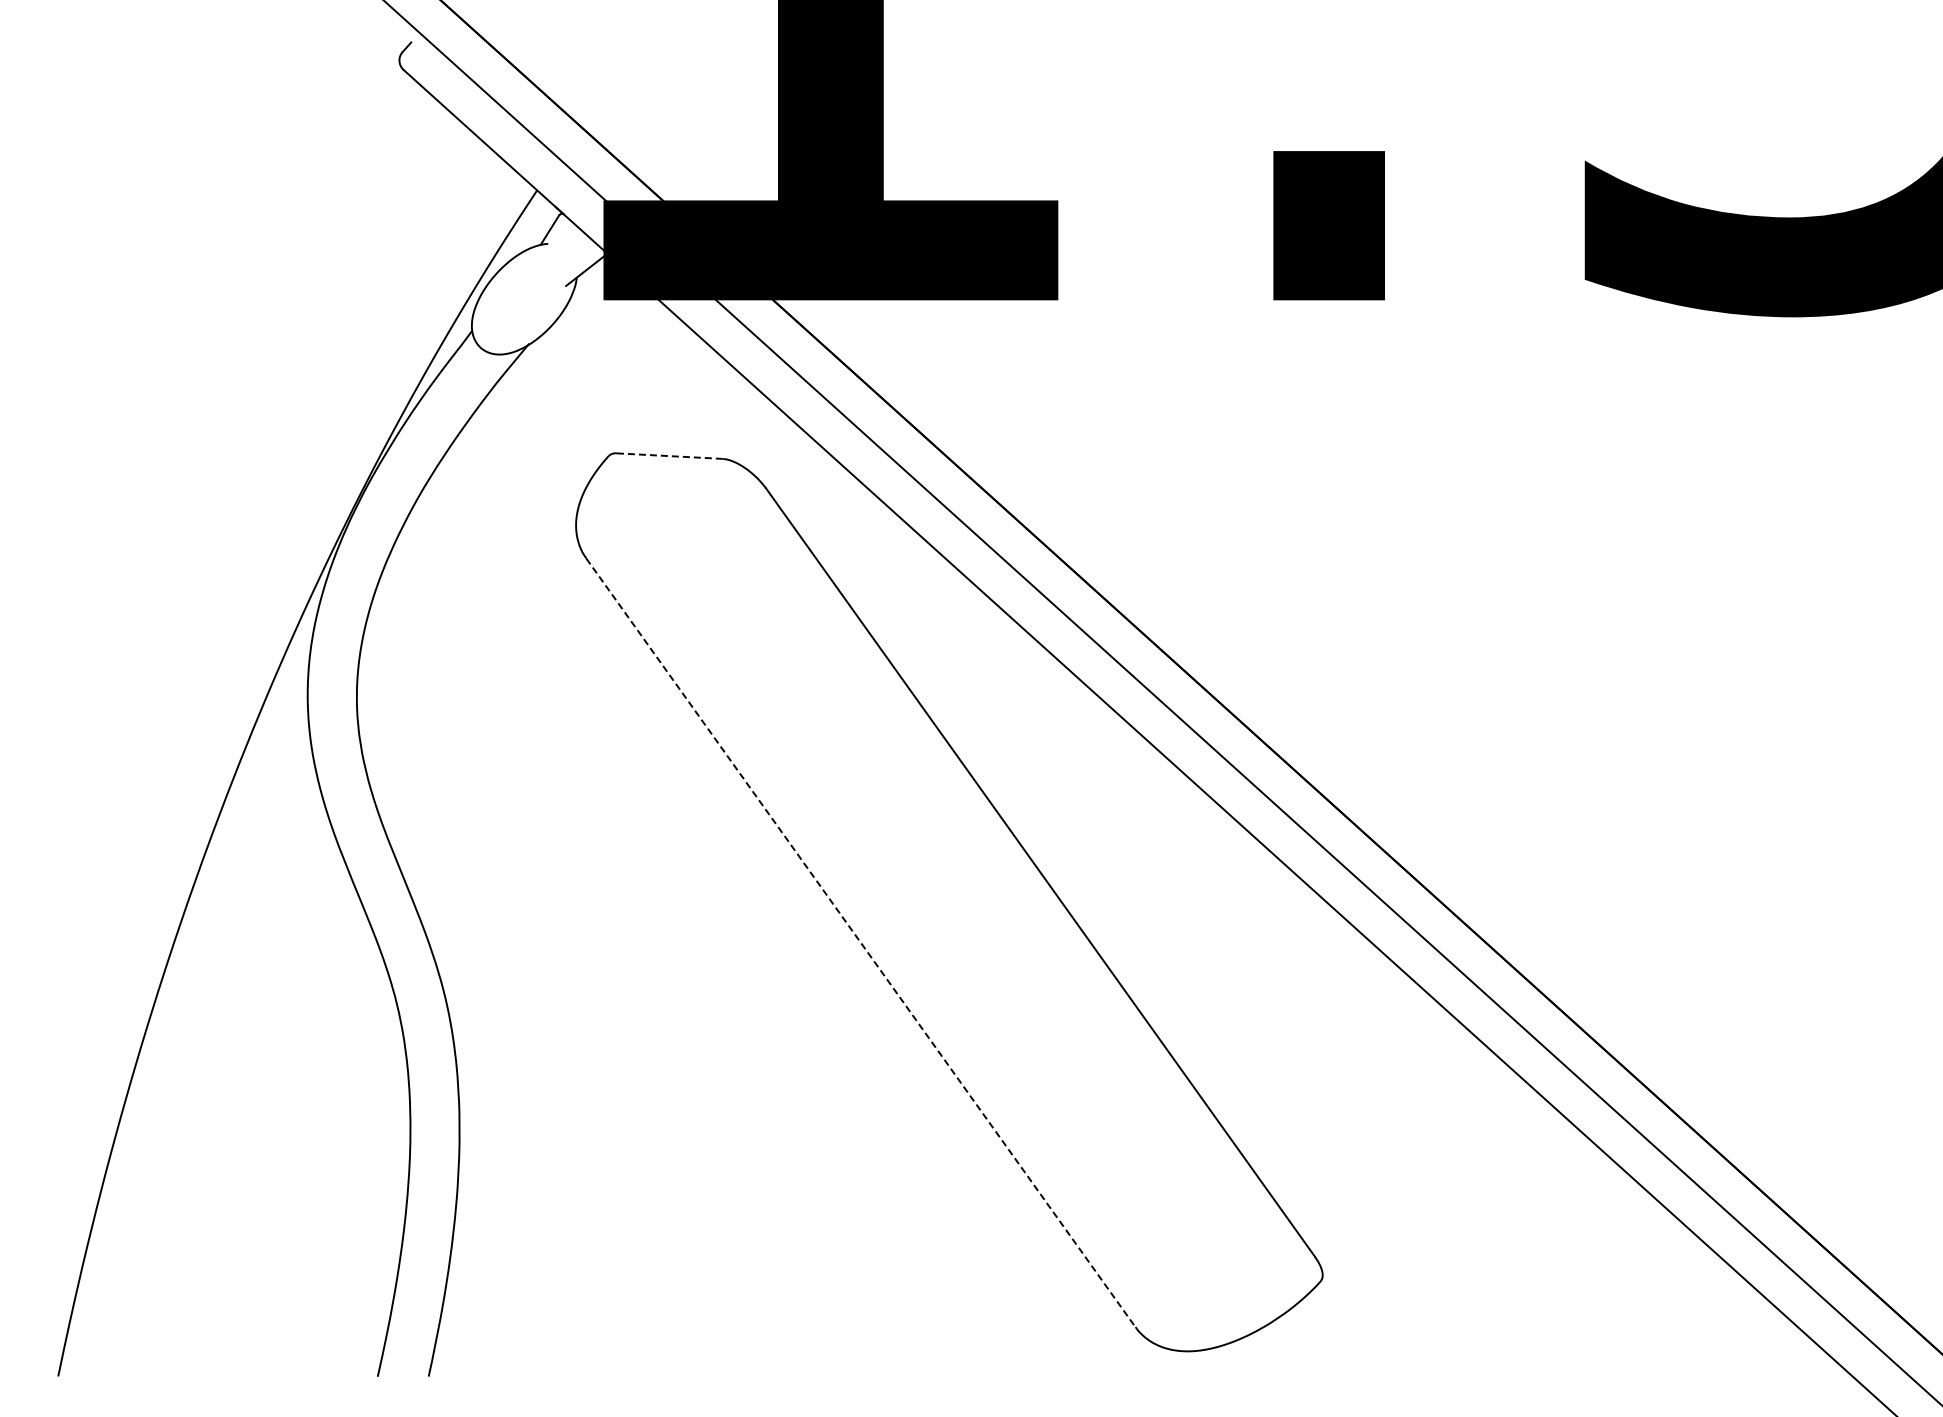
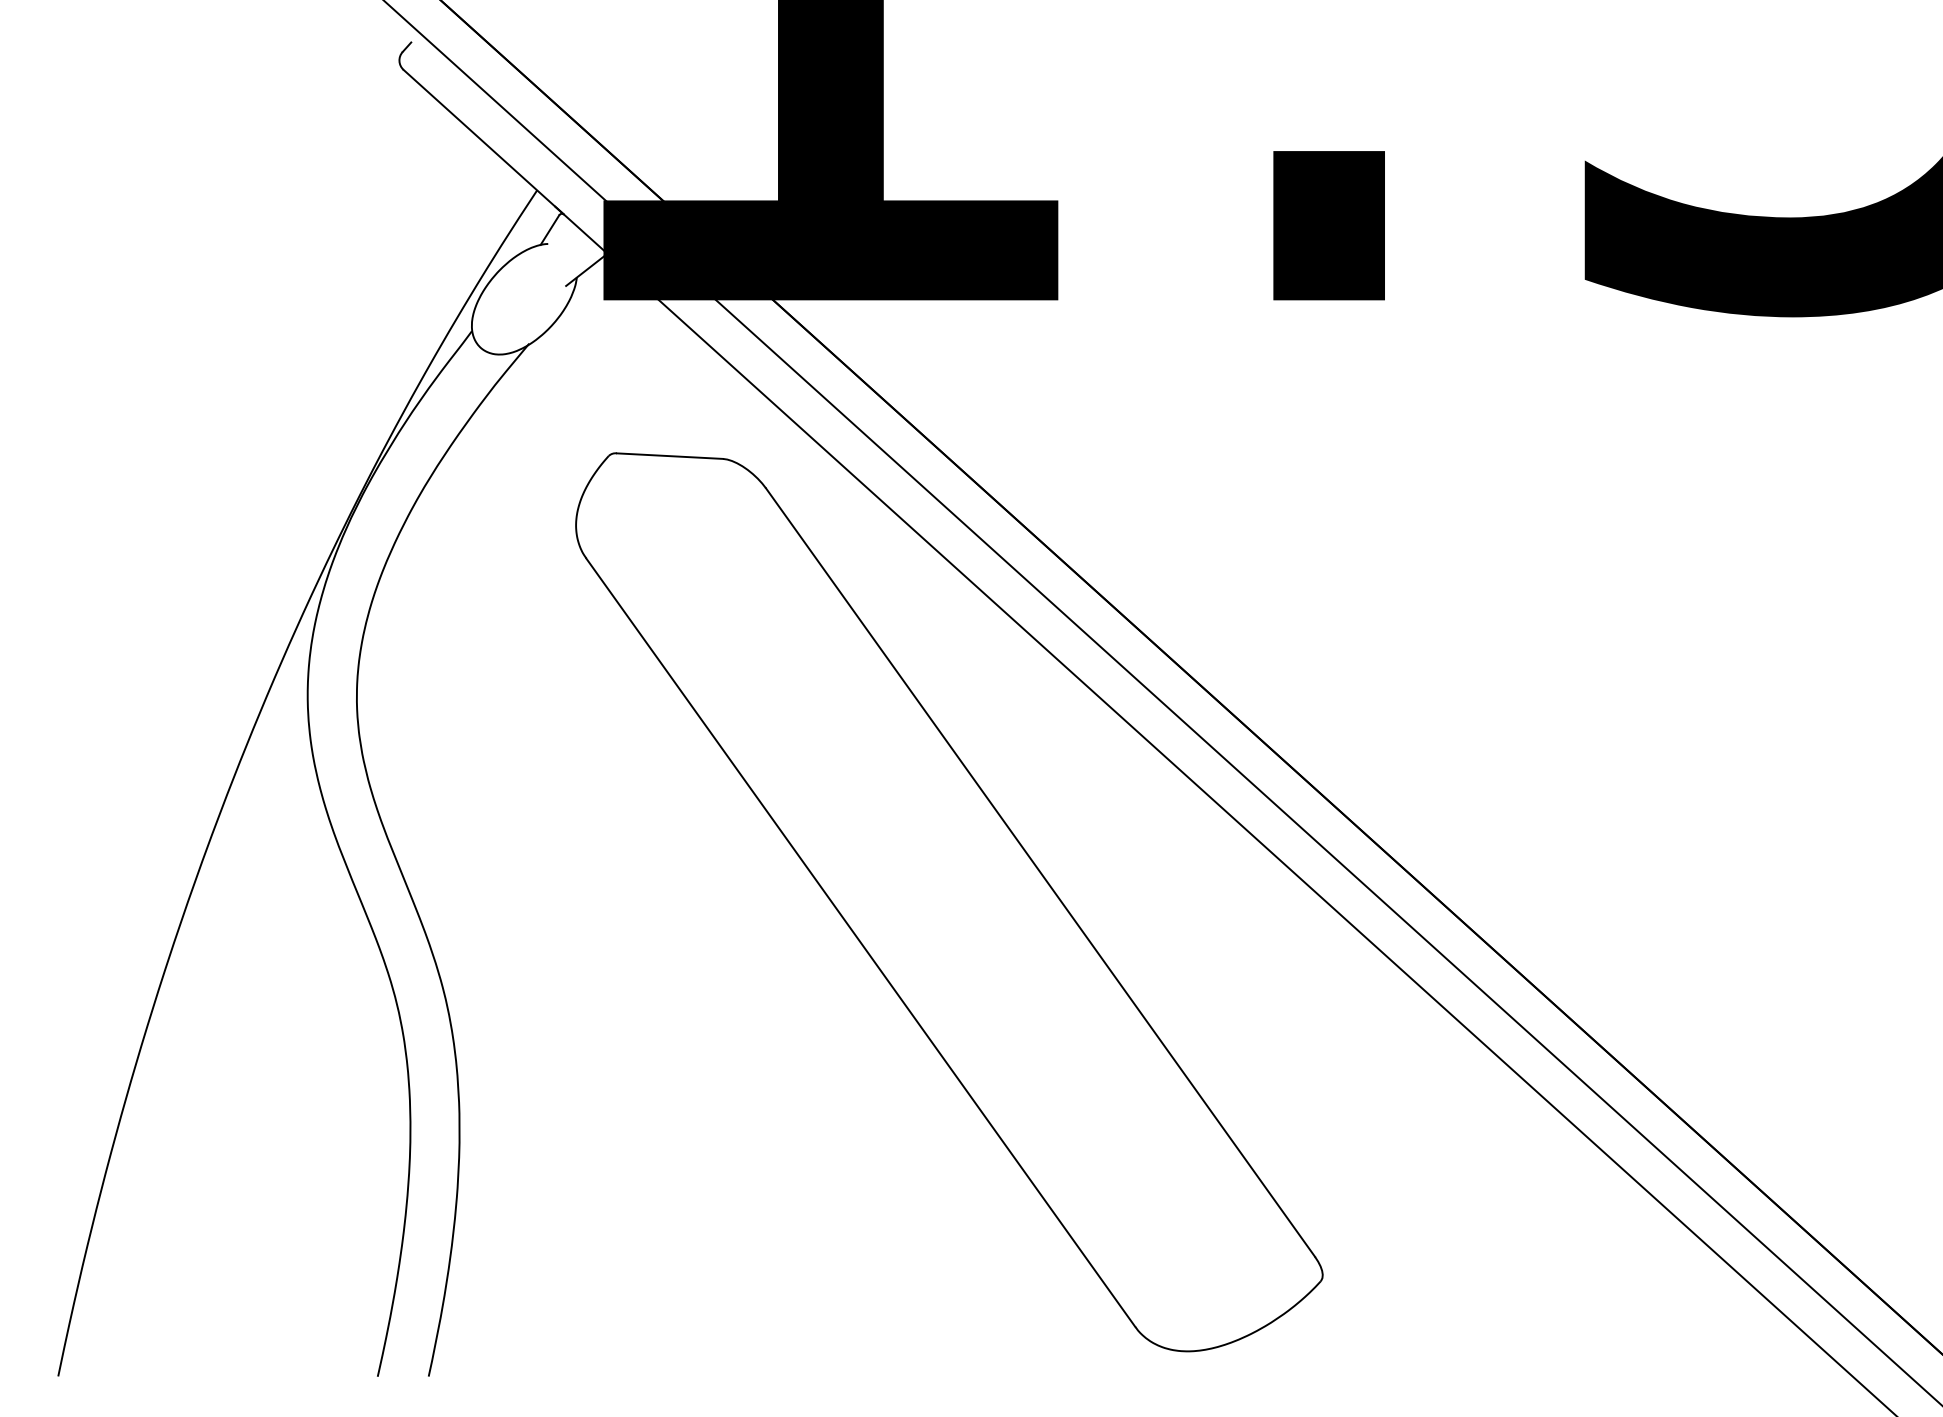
line: dashed -> solid (670, 456)
line: dashed -> solid (861, 943)
